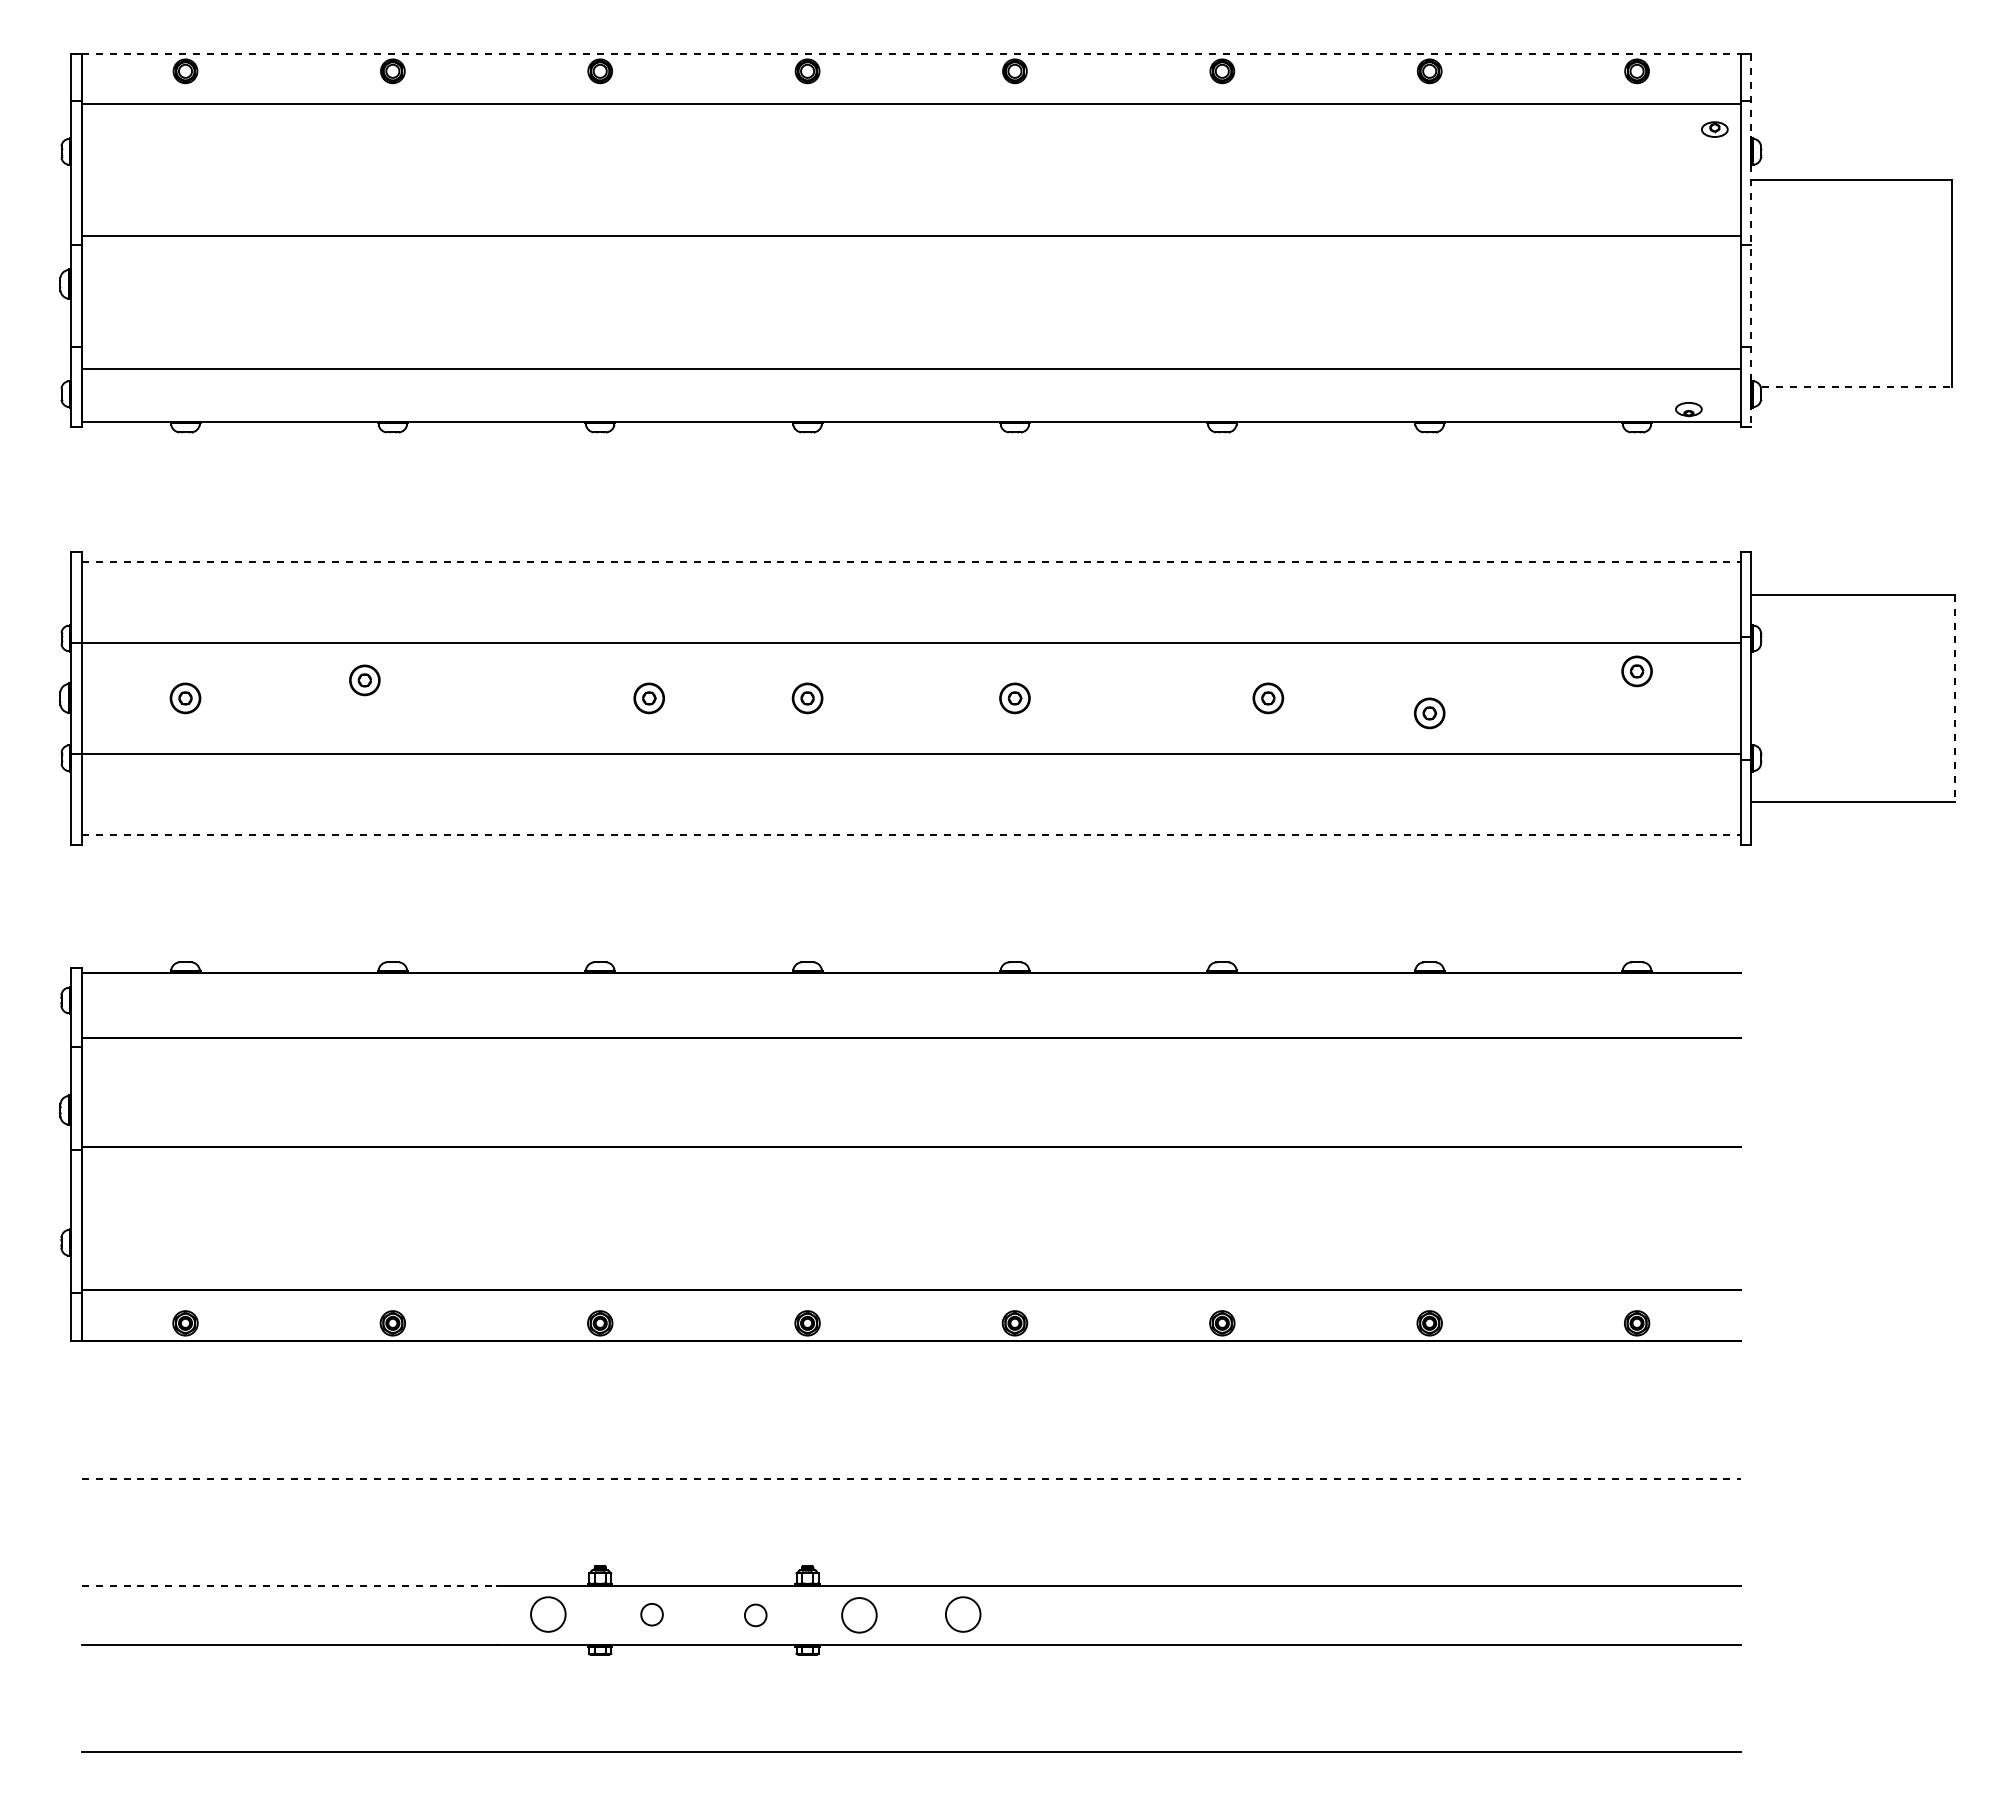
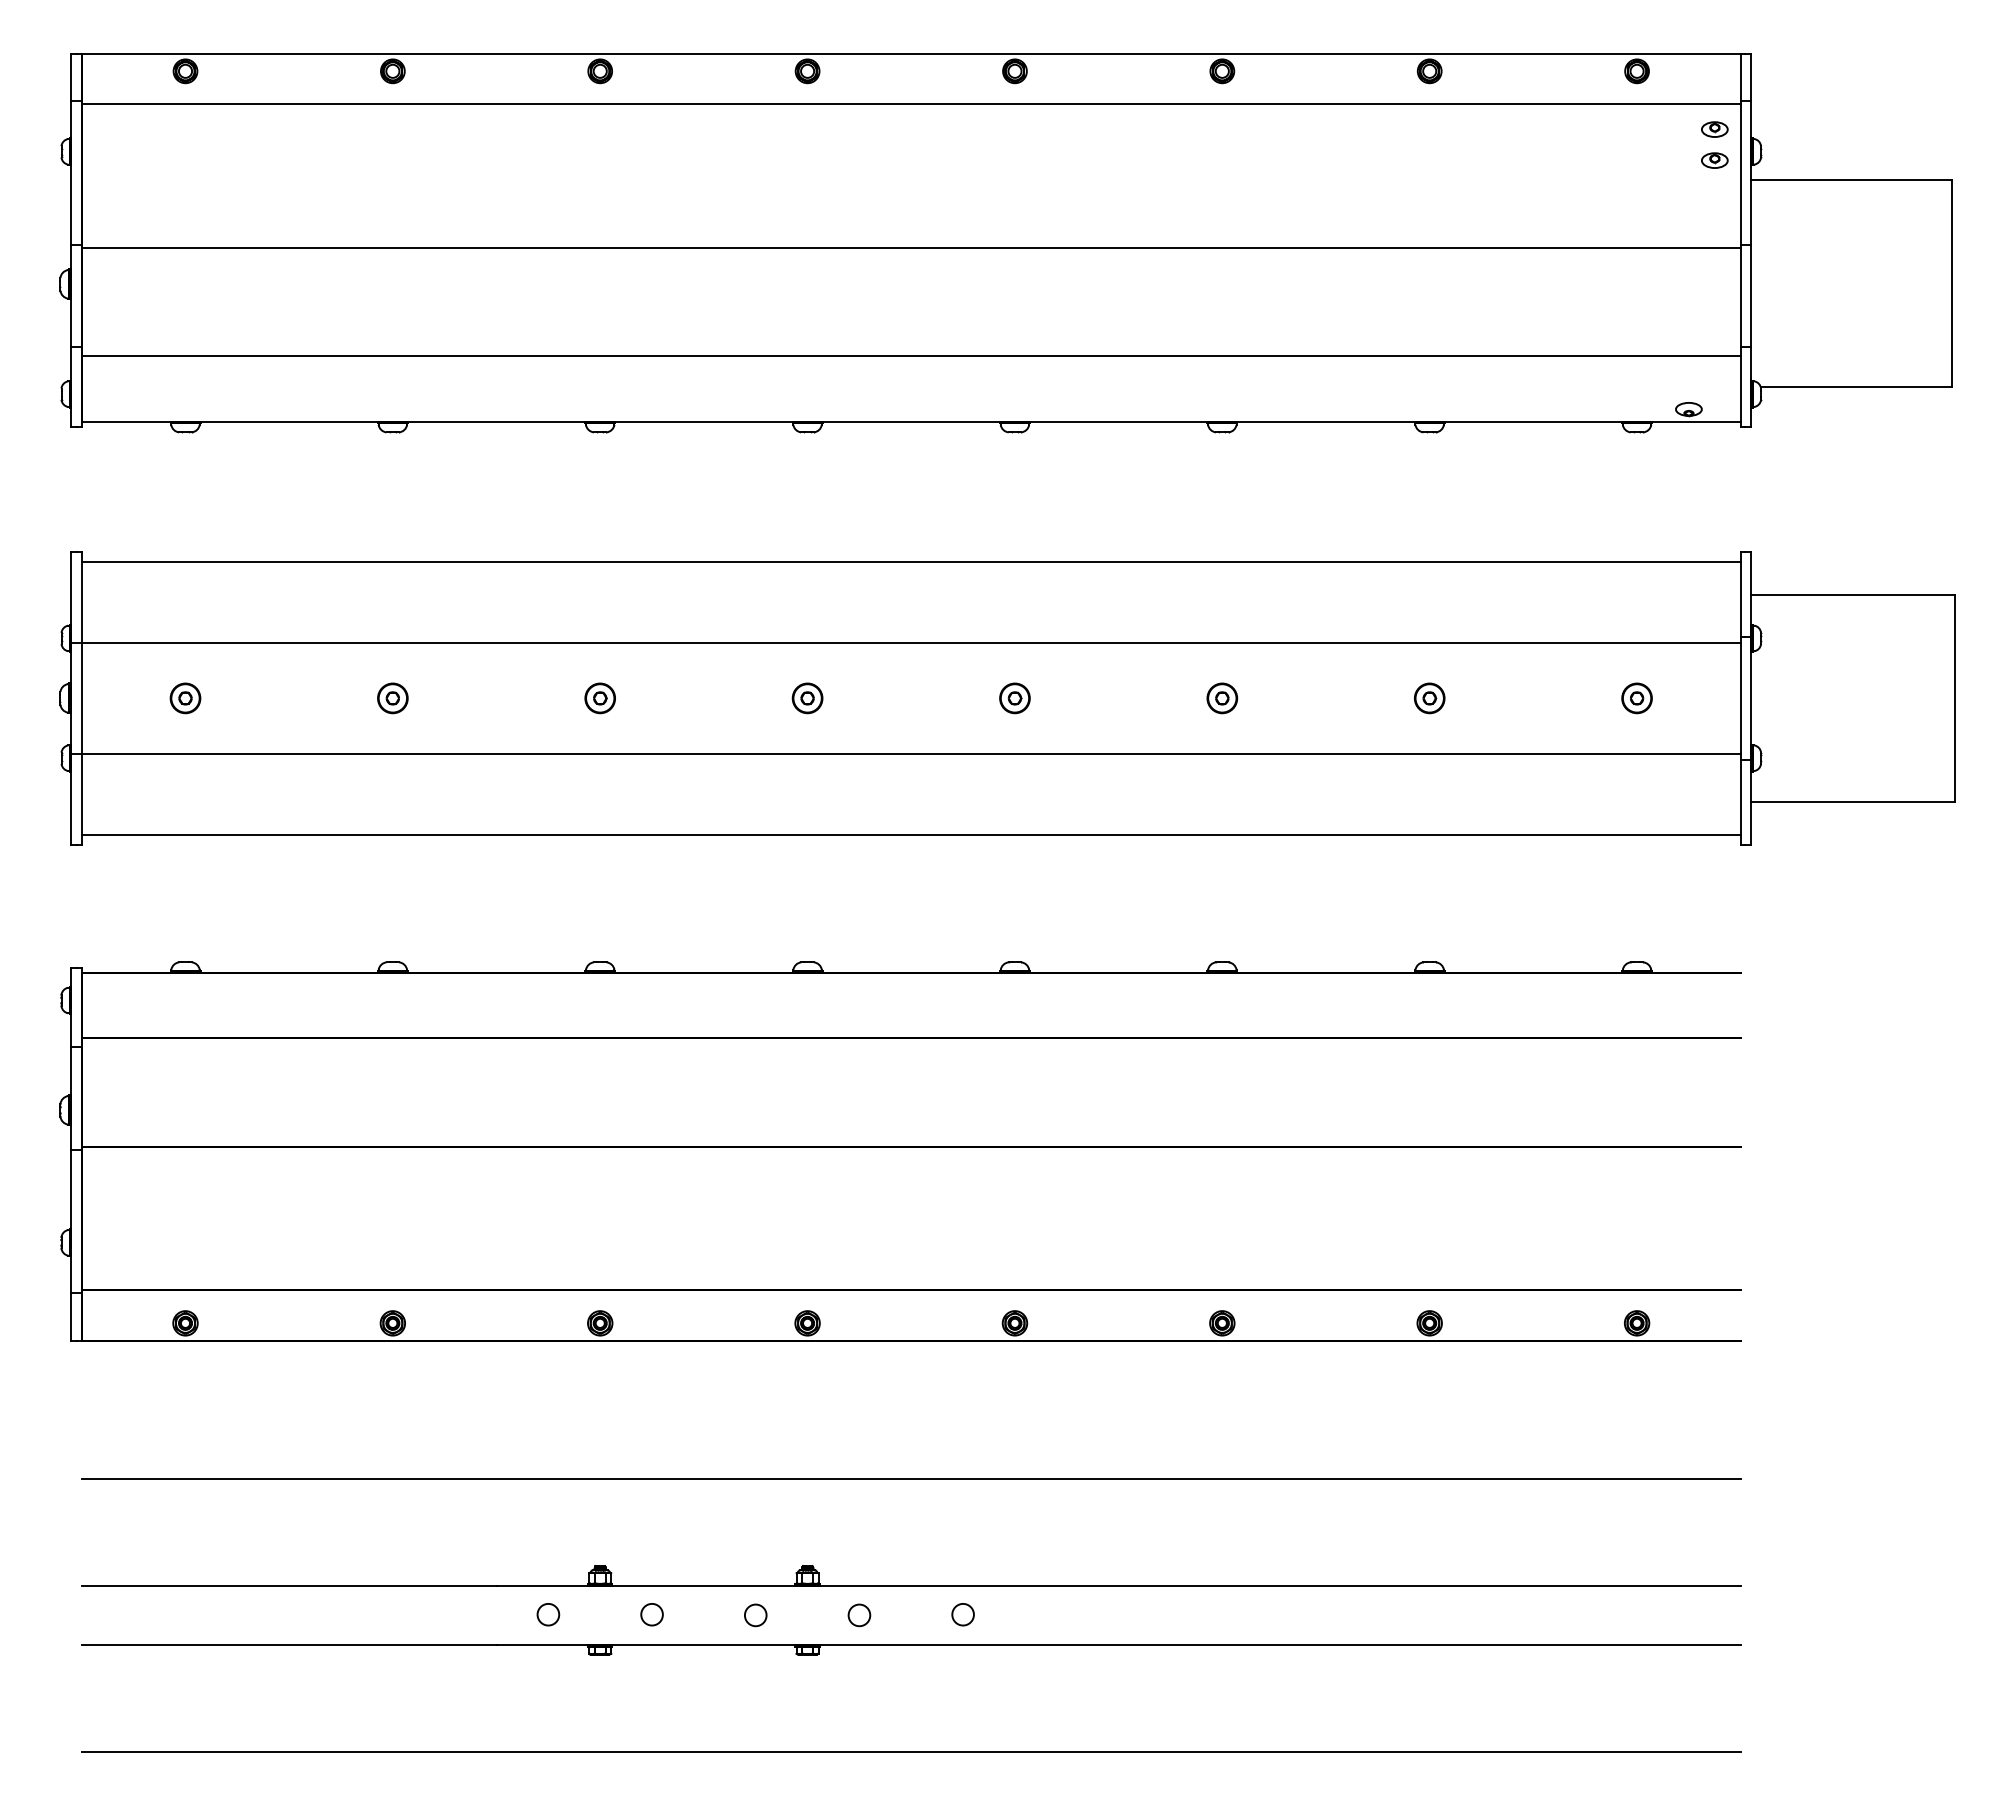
line: dashed -> solid (911, 54)
part: none -> present (1714, 160)
line position: (910, 235) -> (910, 247) (910, 247)
line: dashed -> solid (1751, 240)
line position: (910, 369) -> (910, 356) (910, 356)
line: dashed -> solid (1857, 387)
line: dashed -> solid (911, 561)
part position: (1636, 671) -> (1636, 698) (1636, 698)
part position: (364, 680) -> (392, 698) (392, 698)
part position: (648, 698) -> (599, 698) (599, 698)
part position: (1268, 698) -> (1222, 698) (1222, 698)
line: dashed -> solid (1954, 698)
part position: (1429, 713) -> (1429, 698) (1429, 698)
line: dashed -> solid (911, 834)
line: dashed -> solid (911, 1478)
line: dashed -> solid (289, 1586)
circle size: 37x37 px -> 25x24 px (548, 1614)
circle size: 37x37 px -> 24x24 px (962, 1614)
circle size: 37x37 px -> 25x25 px (859, 1615)
